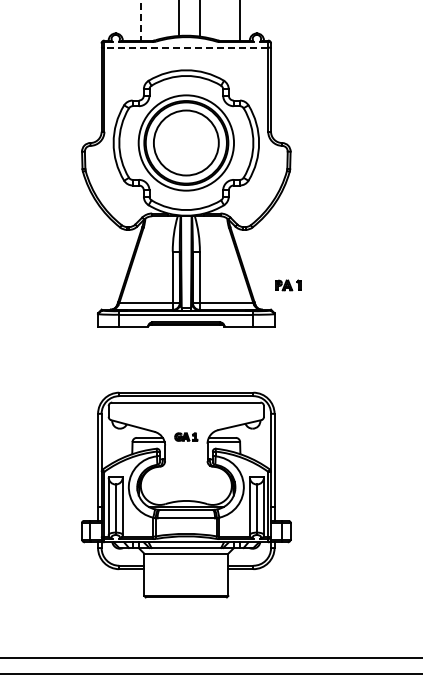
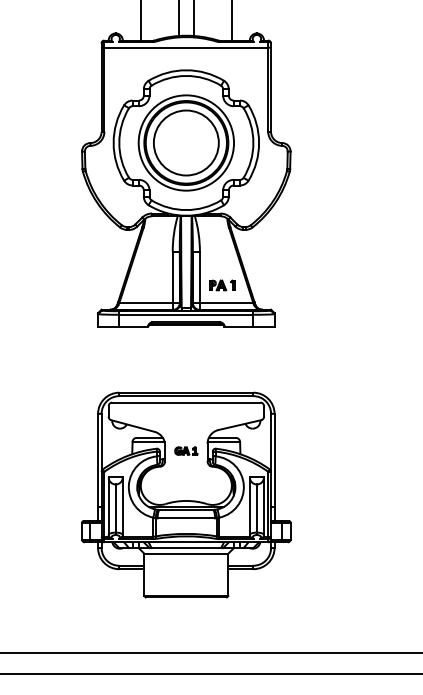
line position: (199, 18) -> (193, 18) (193, 18)
line: dashed -> solid (141, 20)
line position: (239, 21) -> (231, 21) (231, 21)
line: dashed -> solid (186, 47)
part position: (288, 285) -> (222, 285) (222, 285)
part position: (186, 436) -> (186, 450) (186, 450)
line position: (210, 657) -> (210, 652) (210, 652)
